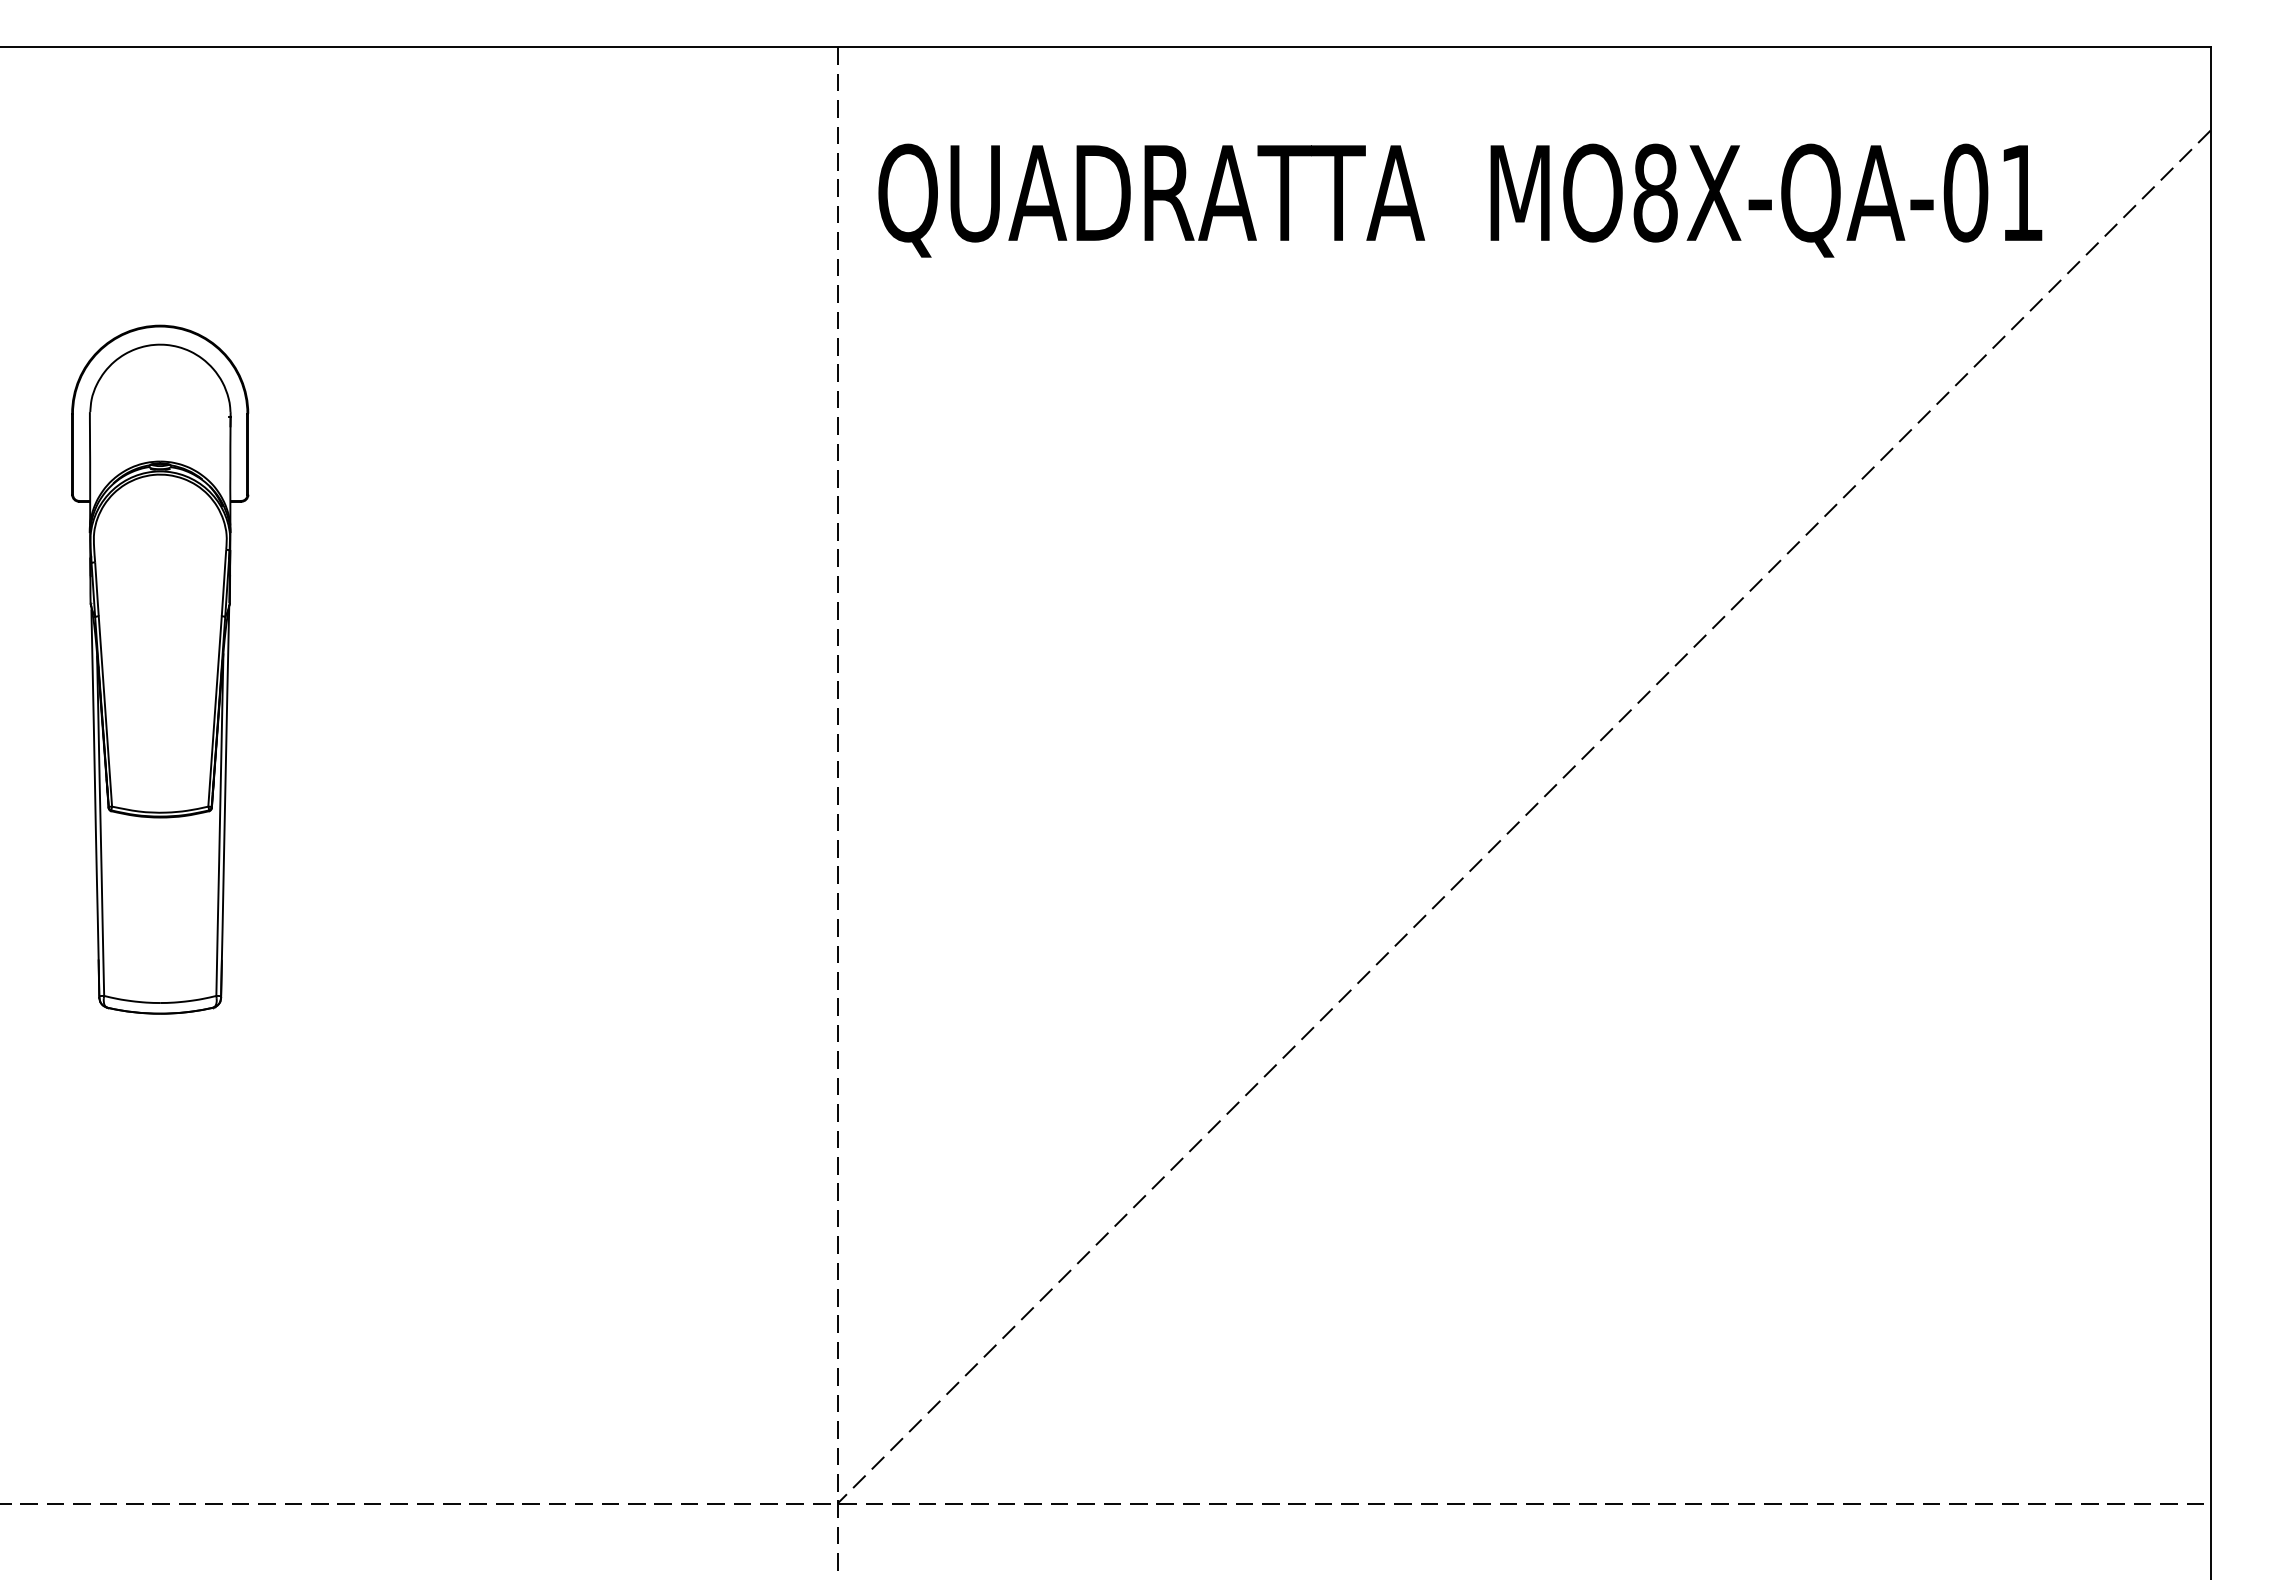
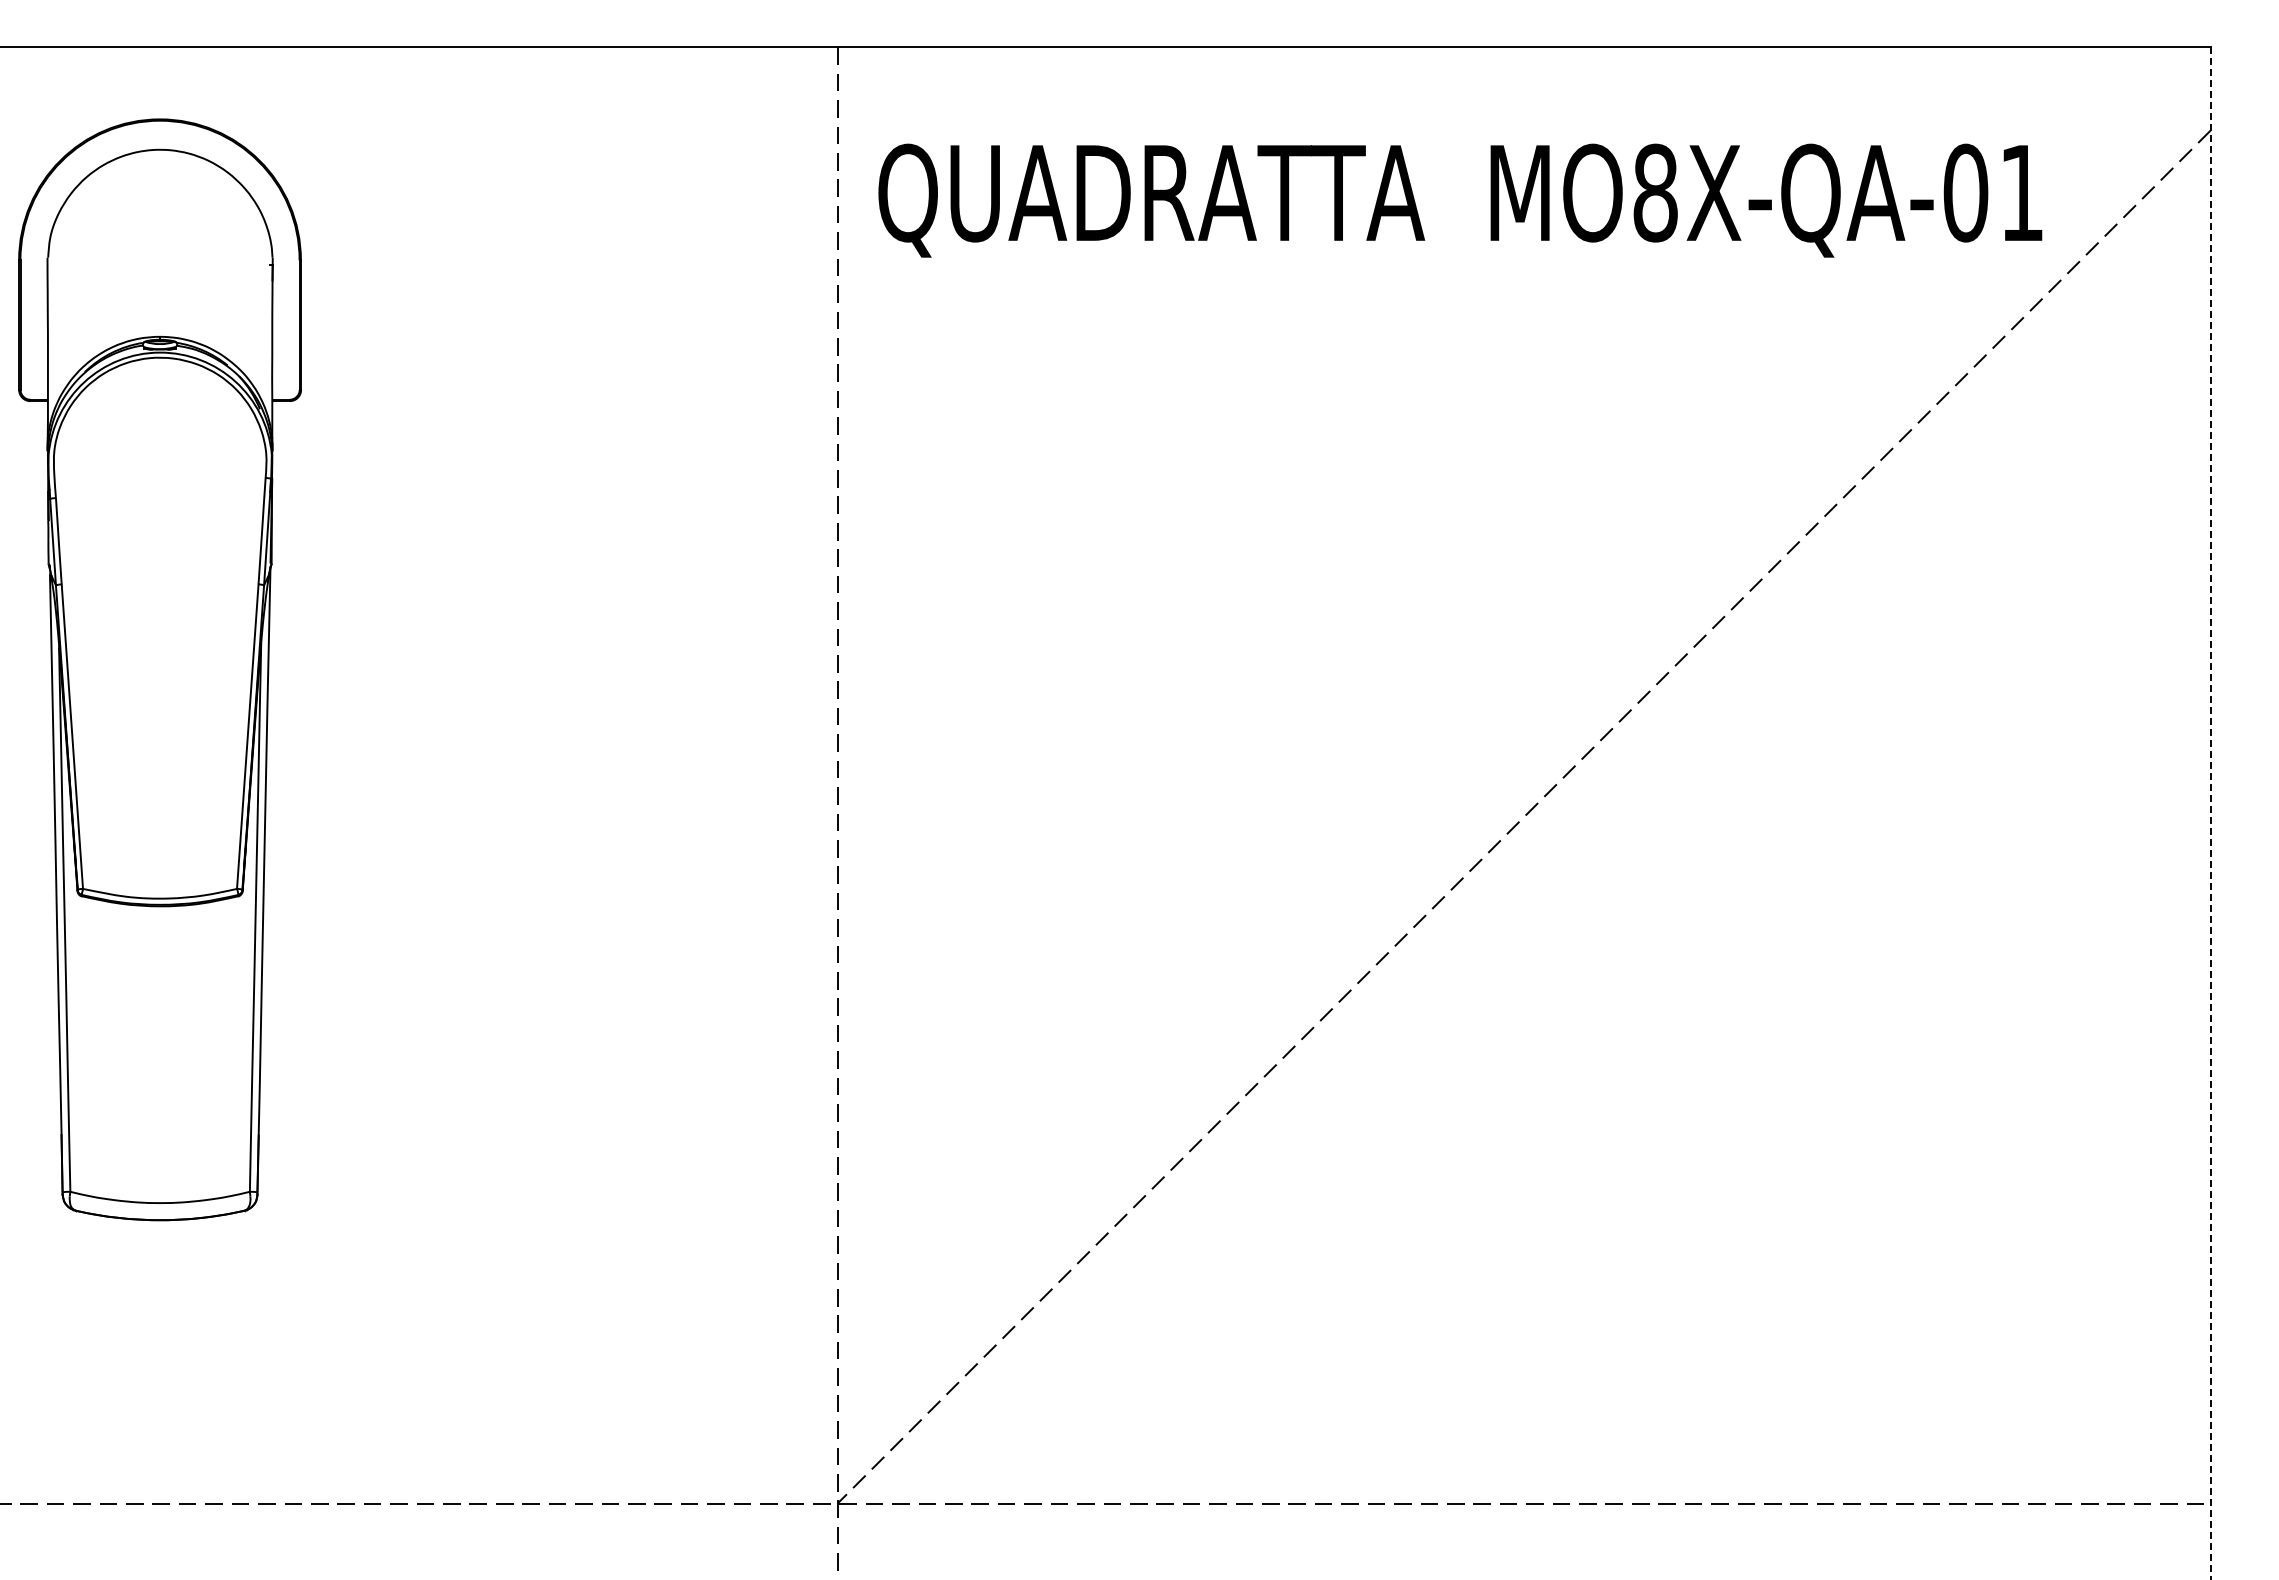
part size: 179x691 px -> 284x1104 px (159, 669)
line: solid -> dashed (2210, 813)
